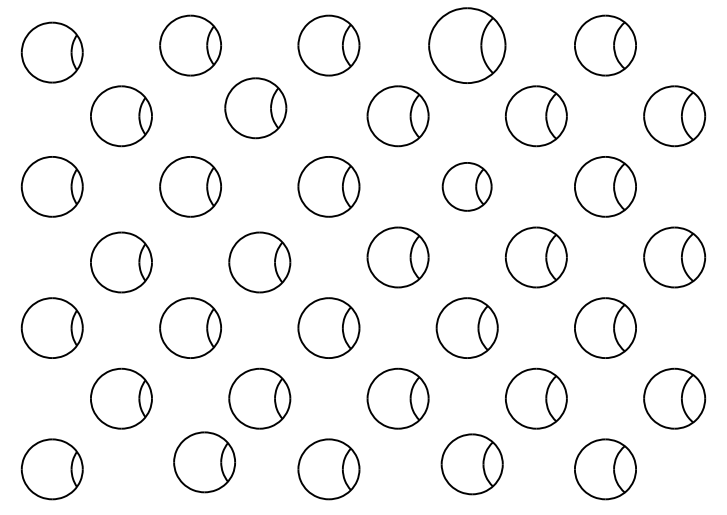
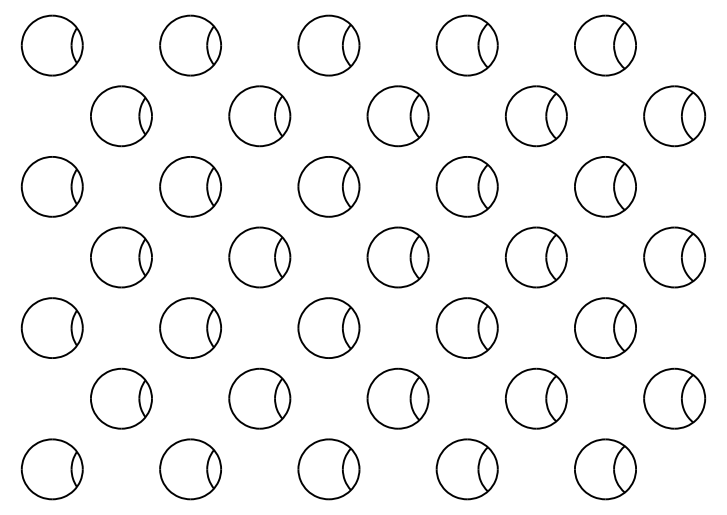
part size: 79x77 px -> 64x63 px (466, 45)
part position: (51, 52) -> (51, 45) (51, 45)
part position: (255, 108) -> (259, 116) (259, 116)
part size: 52x50 px -> 64x62 px (466, 186)
part position: (121, 262) -> (121, 257) (121, 257)
part position: (259, 262) -> (259, 257) (259, 257)
part position: (204, 462) -> (190, 469) (190, 469)
part position: (471, 464) -> (466, 469) (466, 469)
